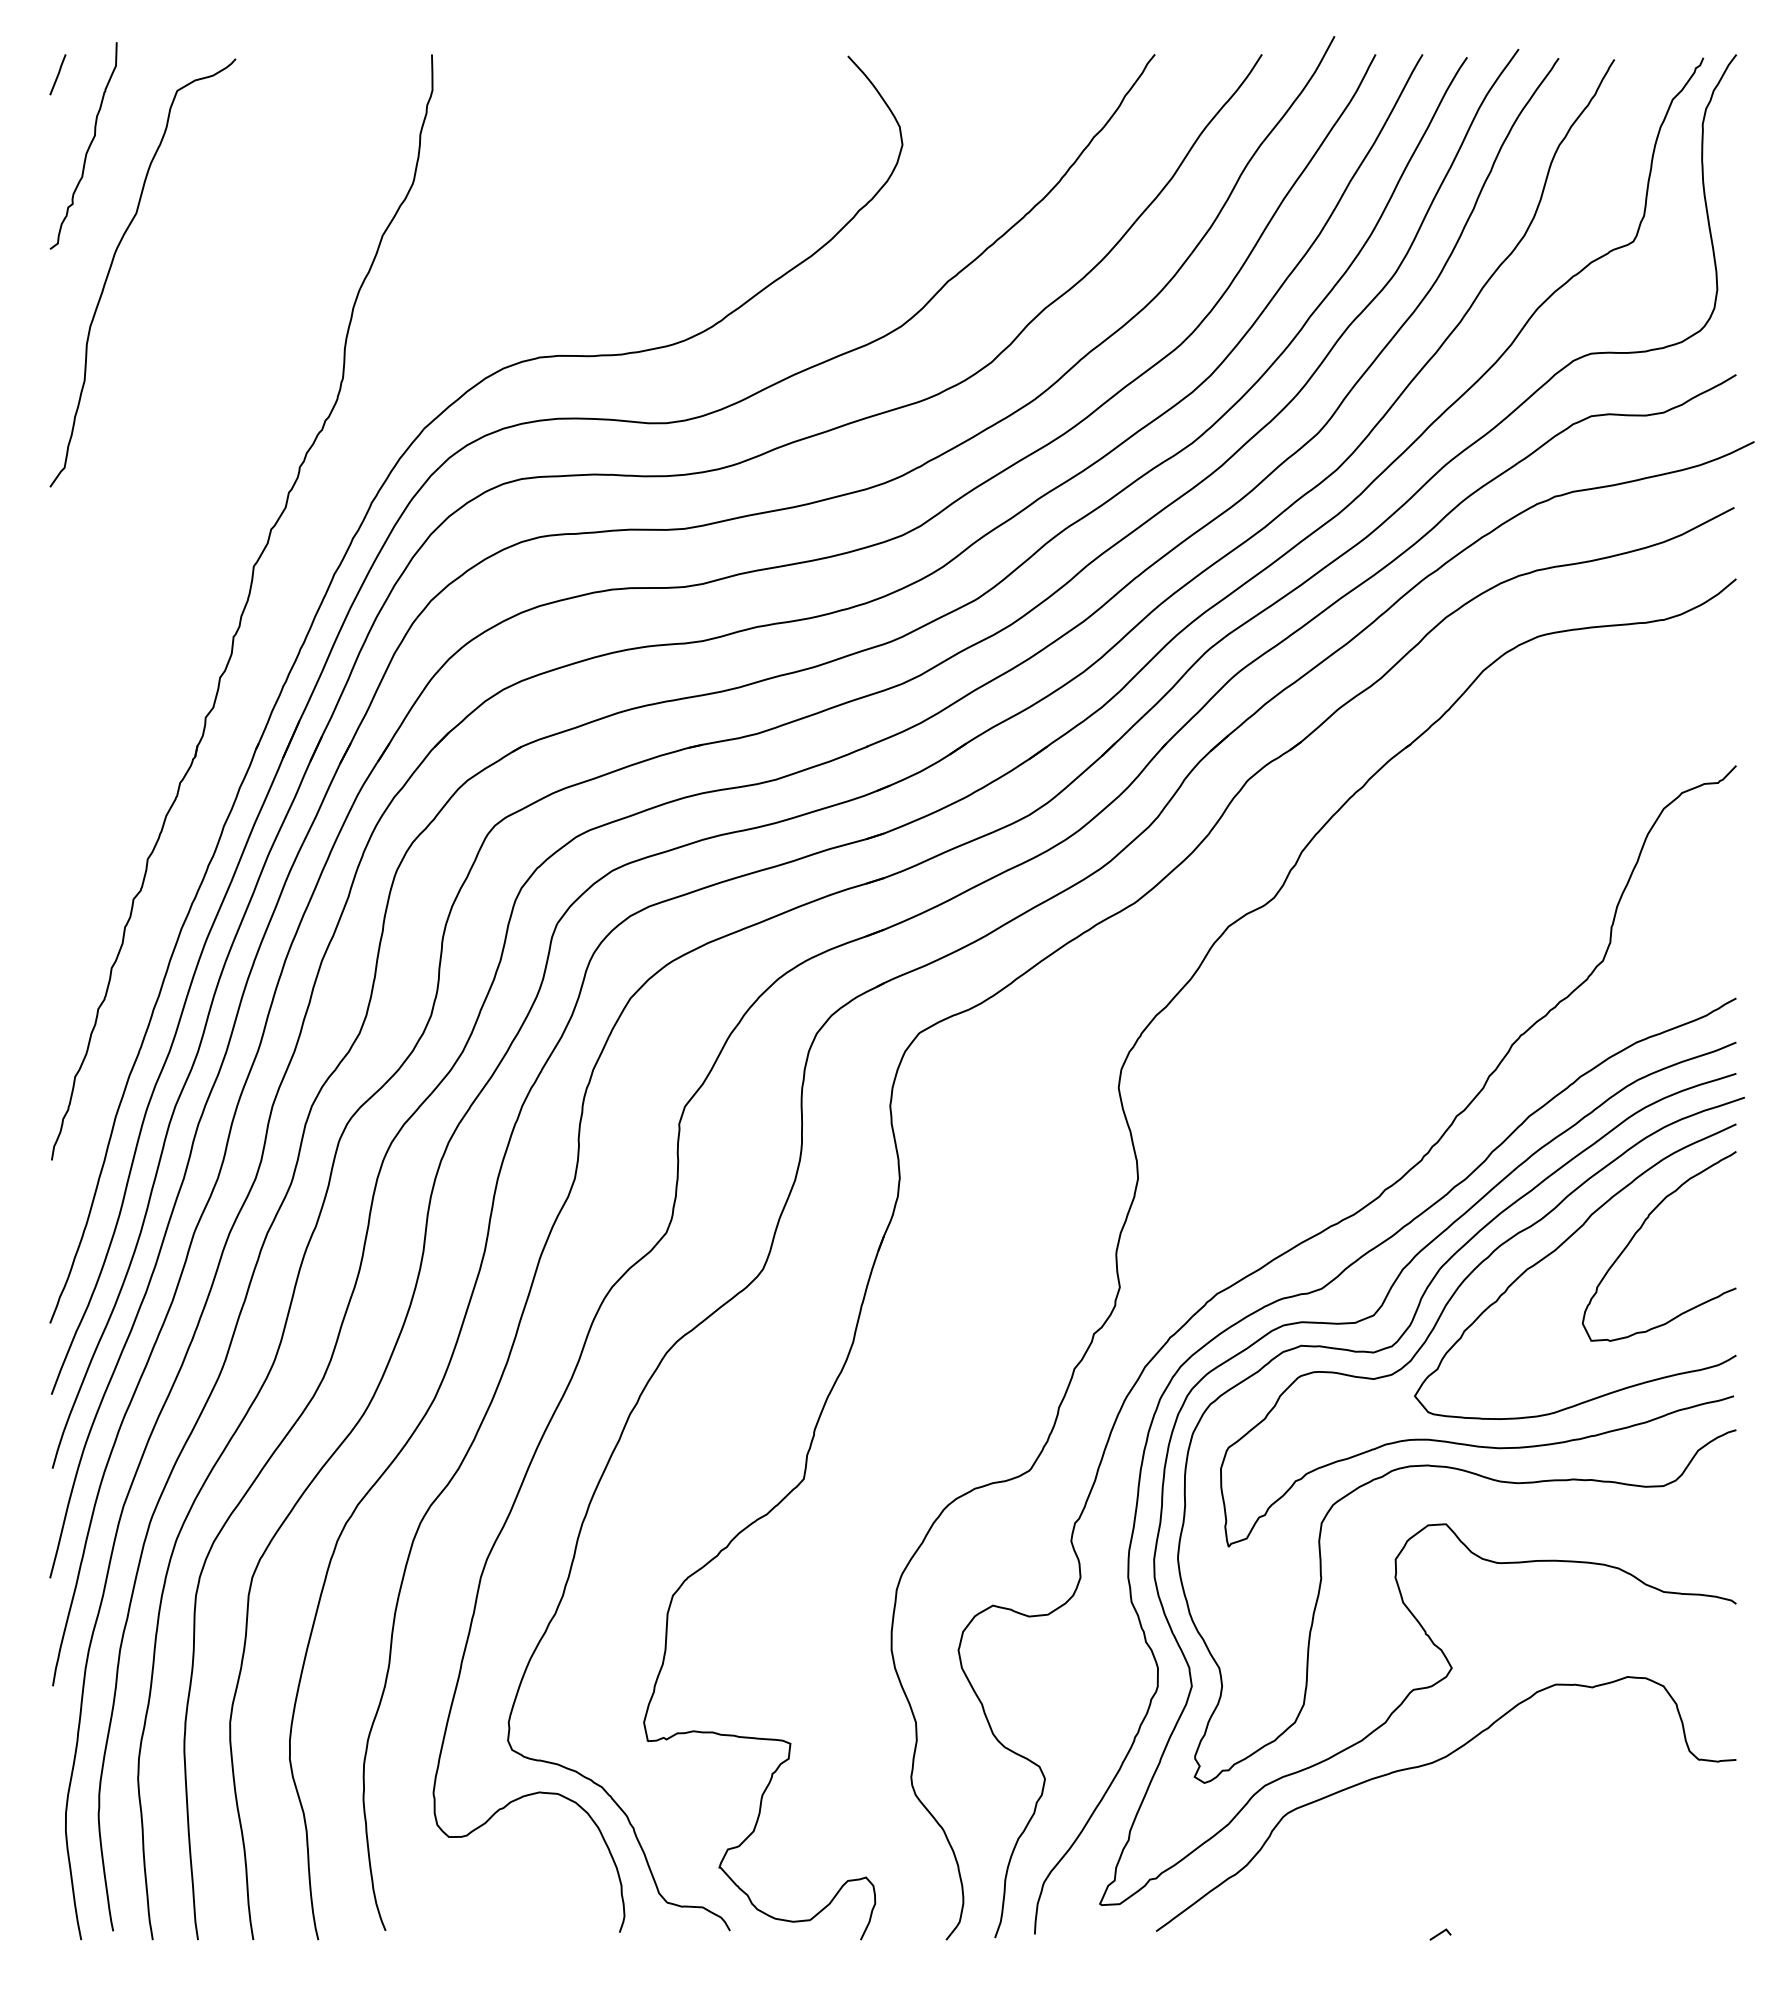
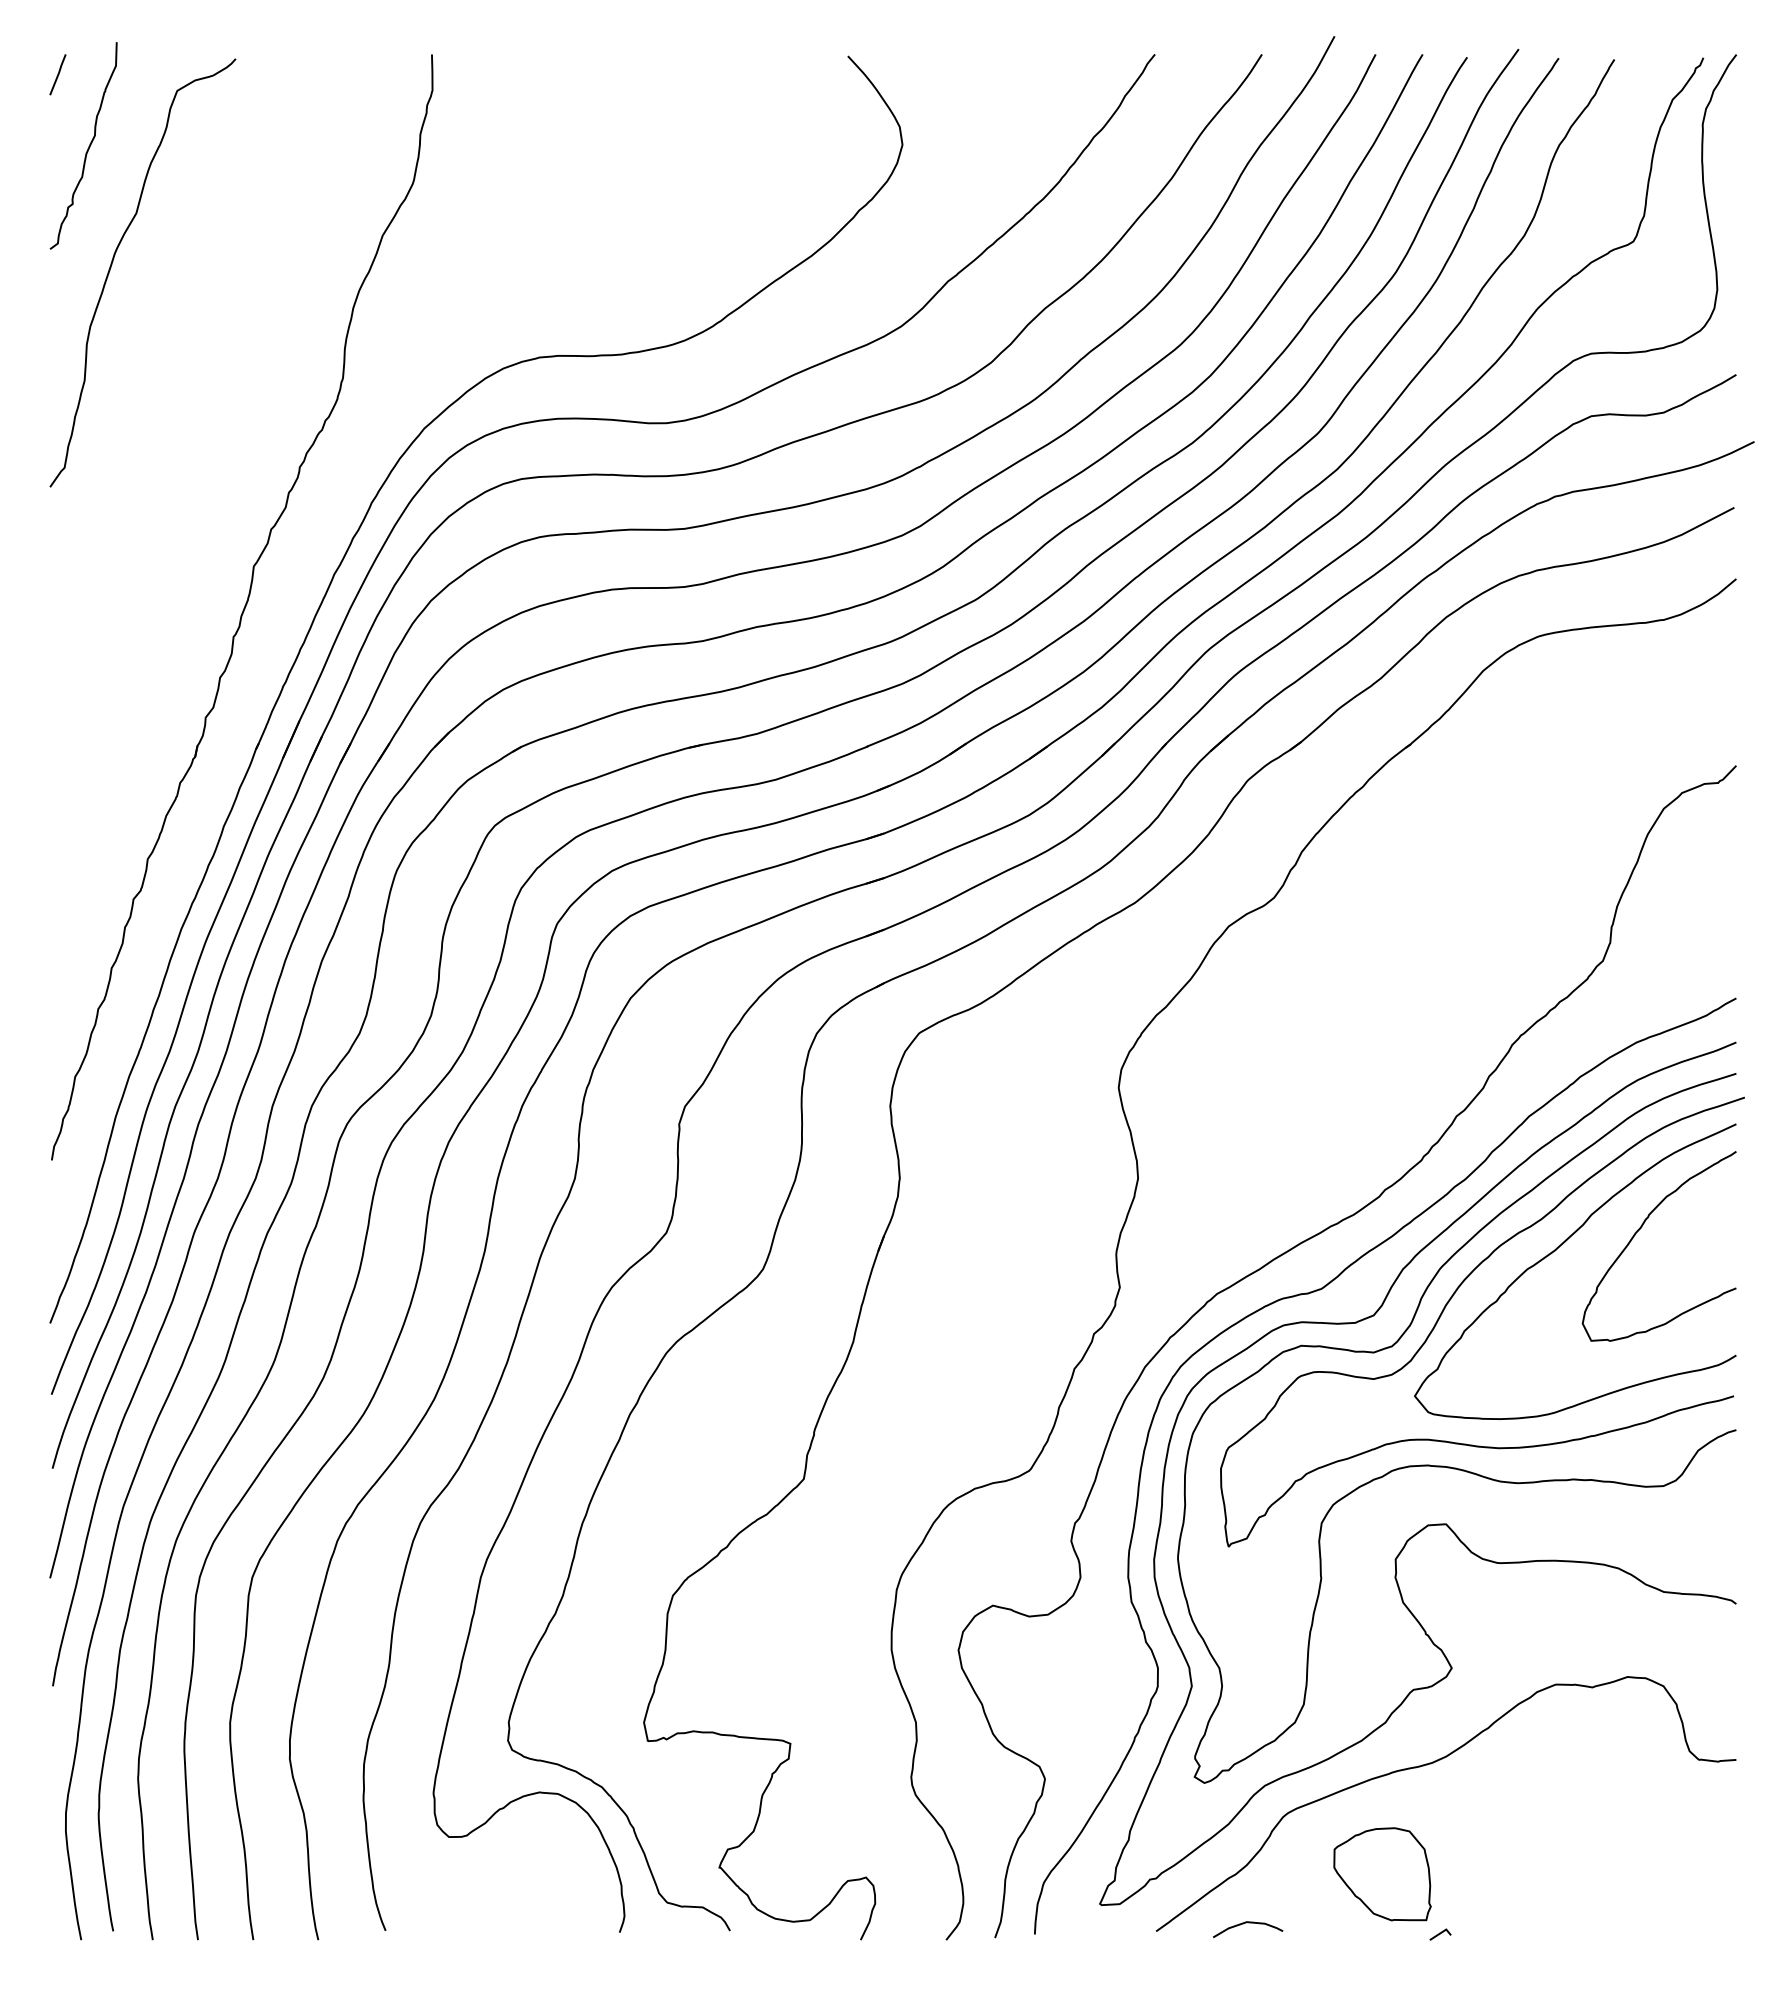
part: none -> present (1382, 1874)
curve: none -> present (1248, 1923)
